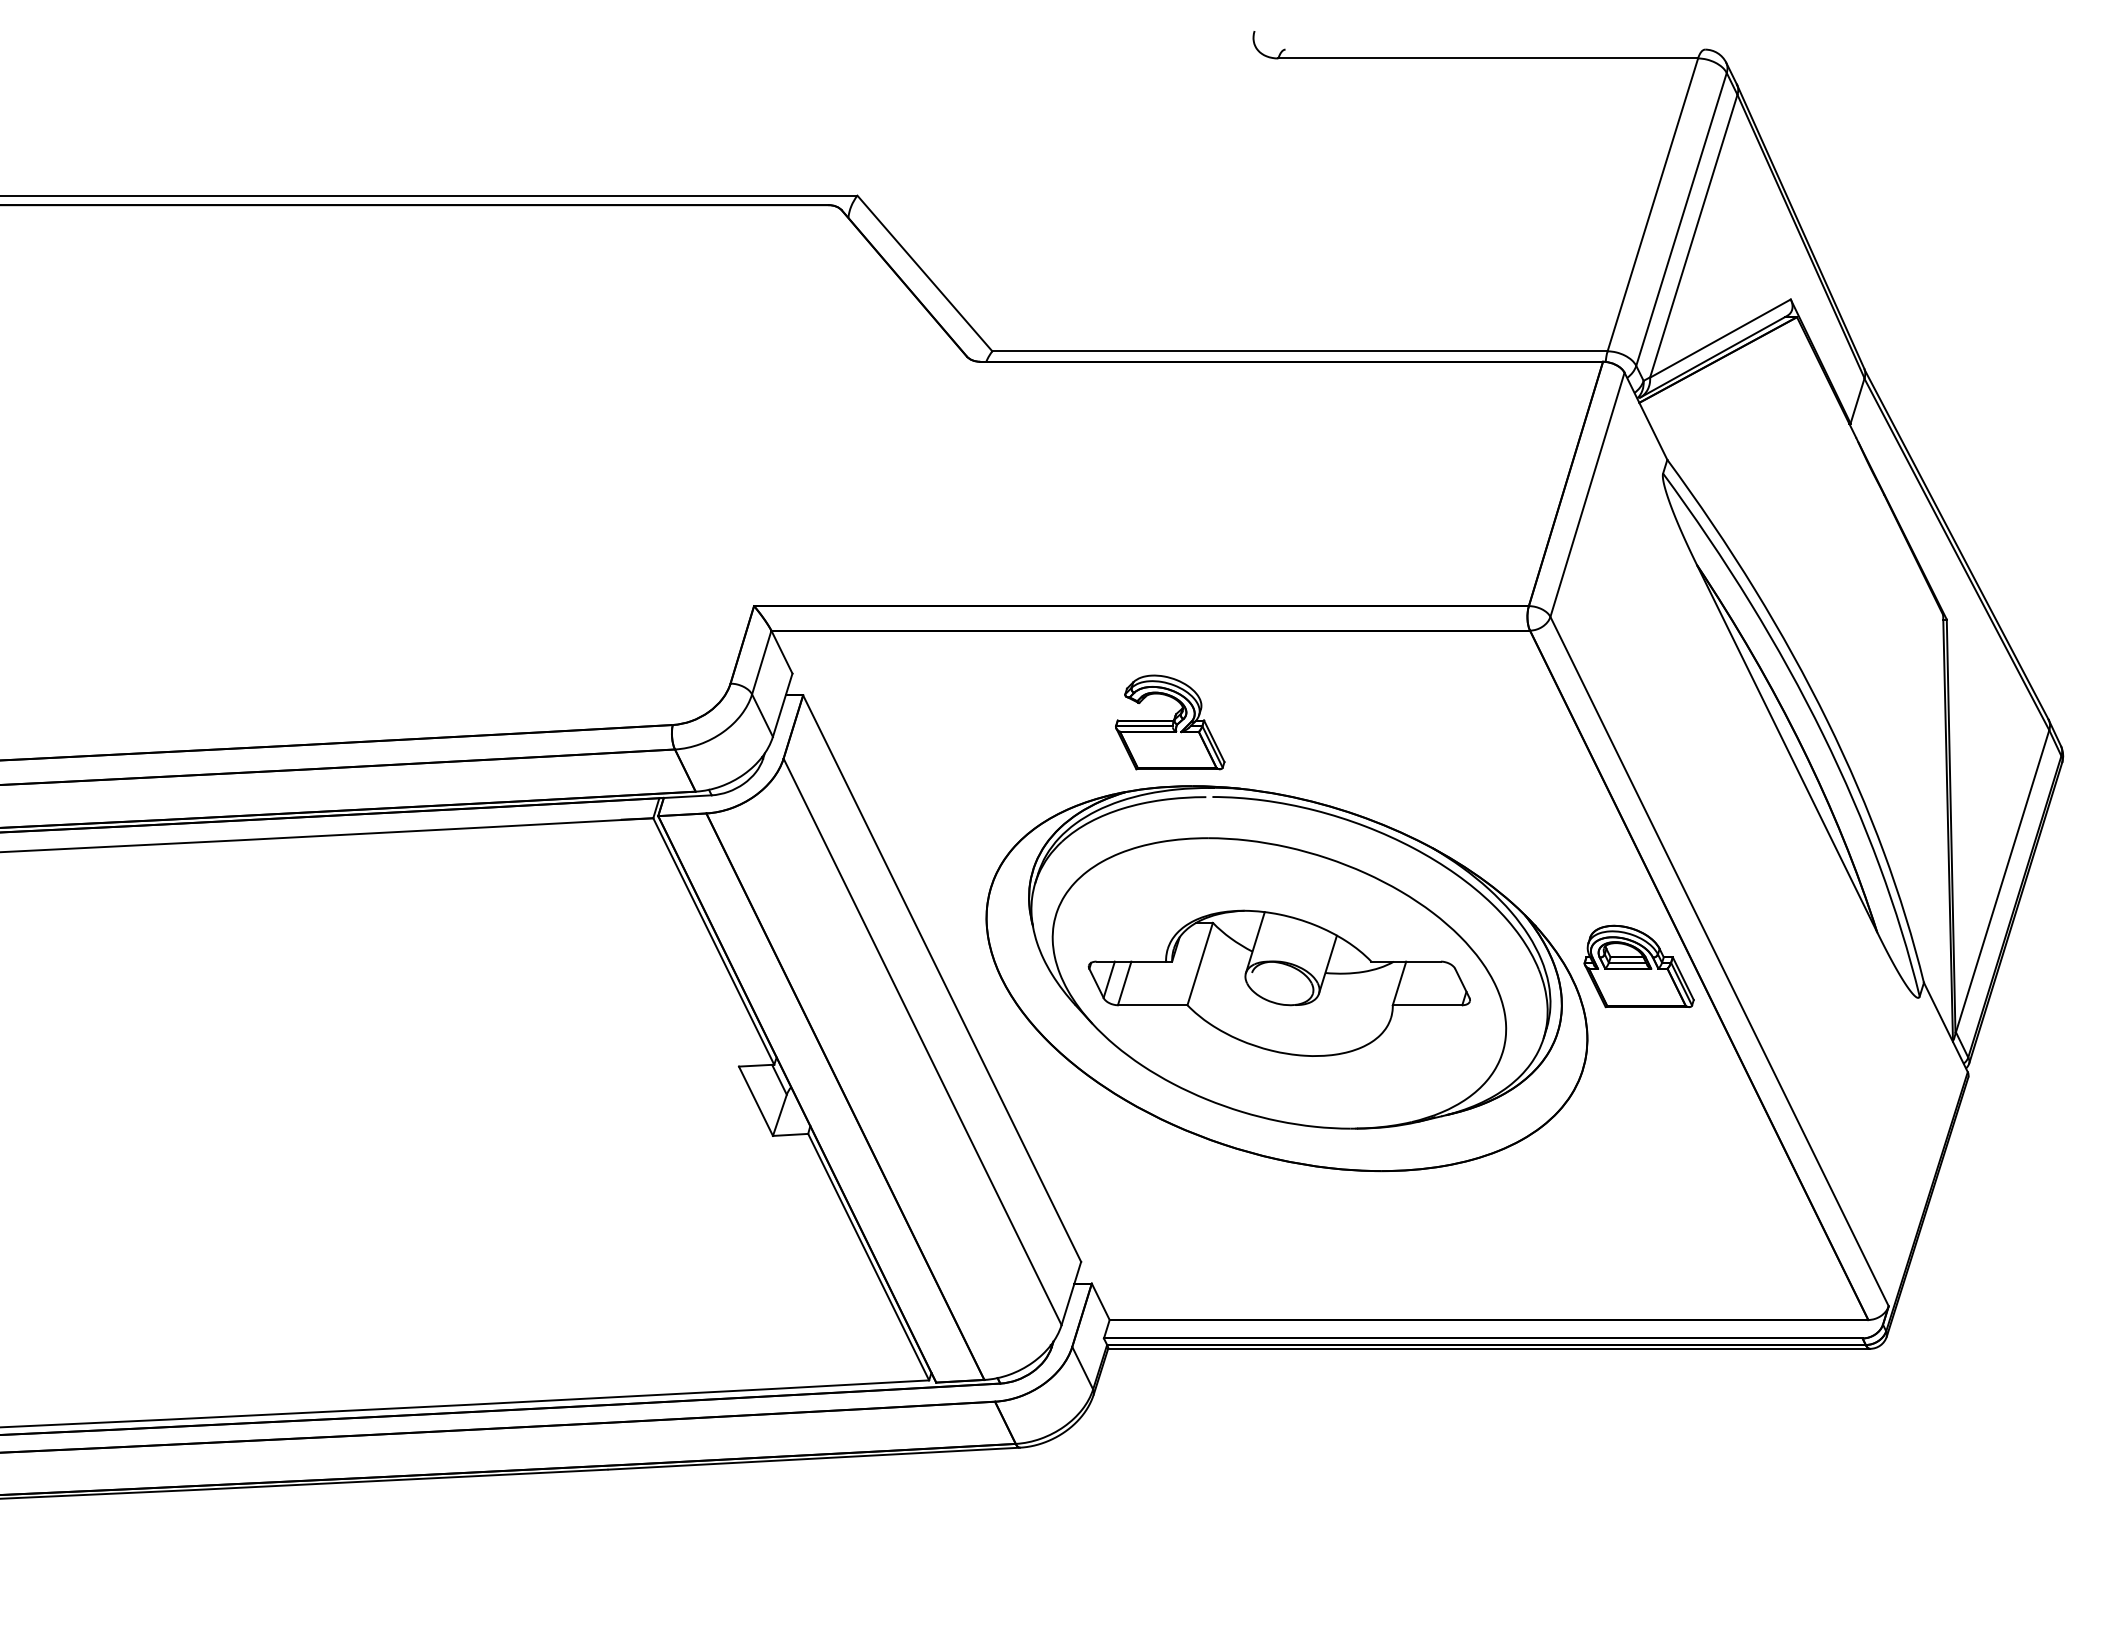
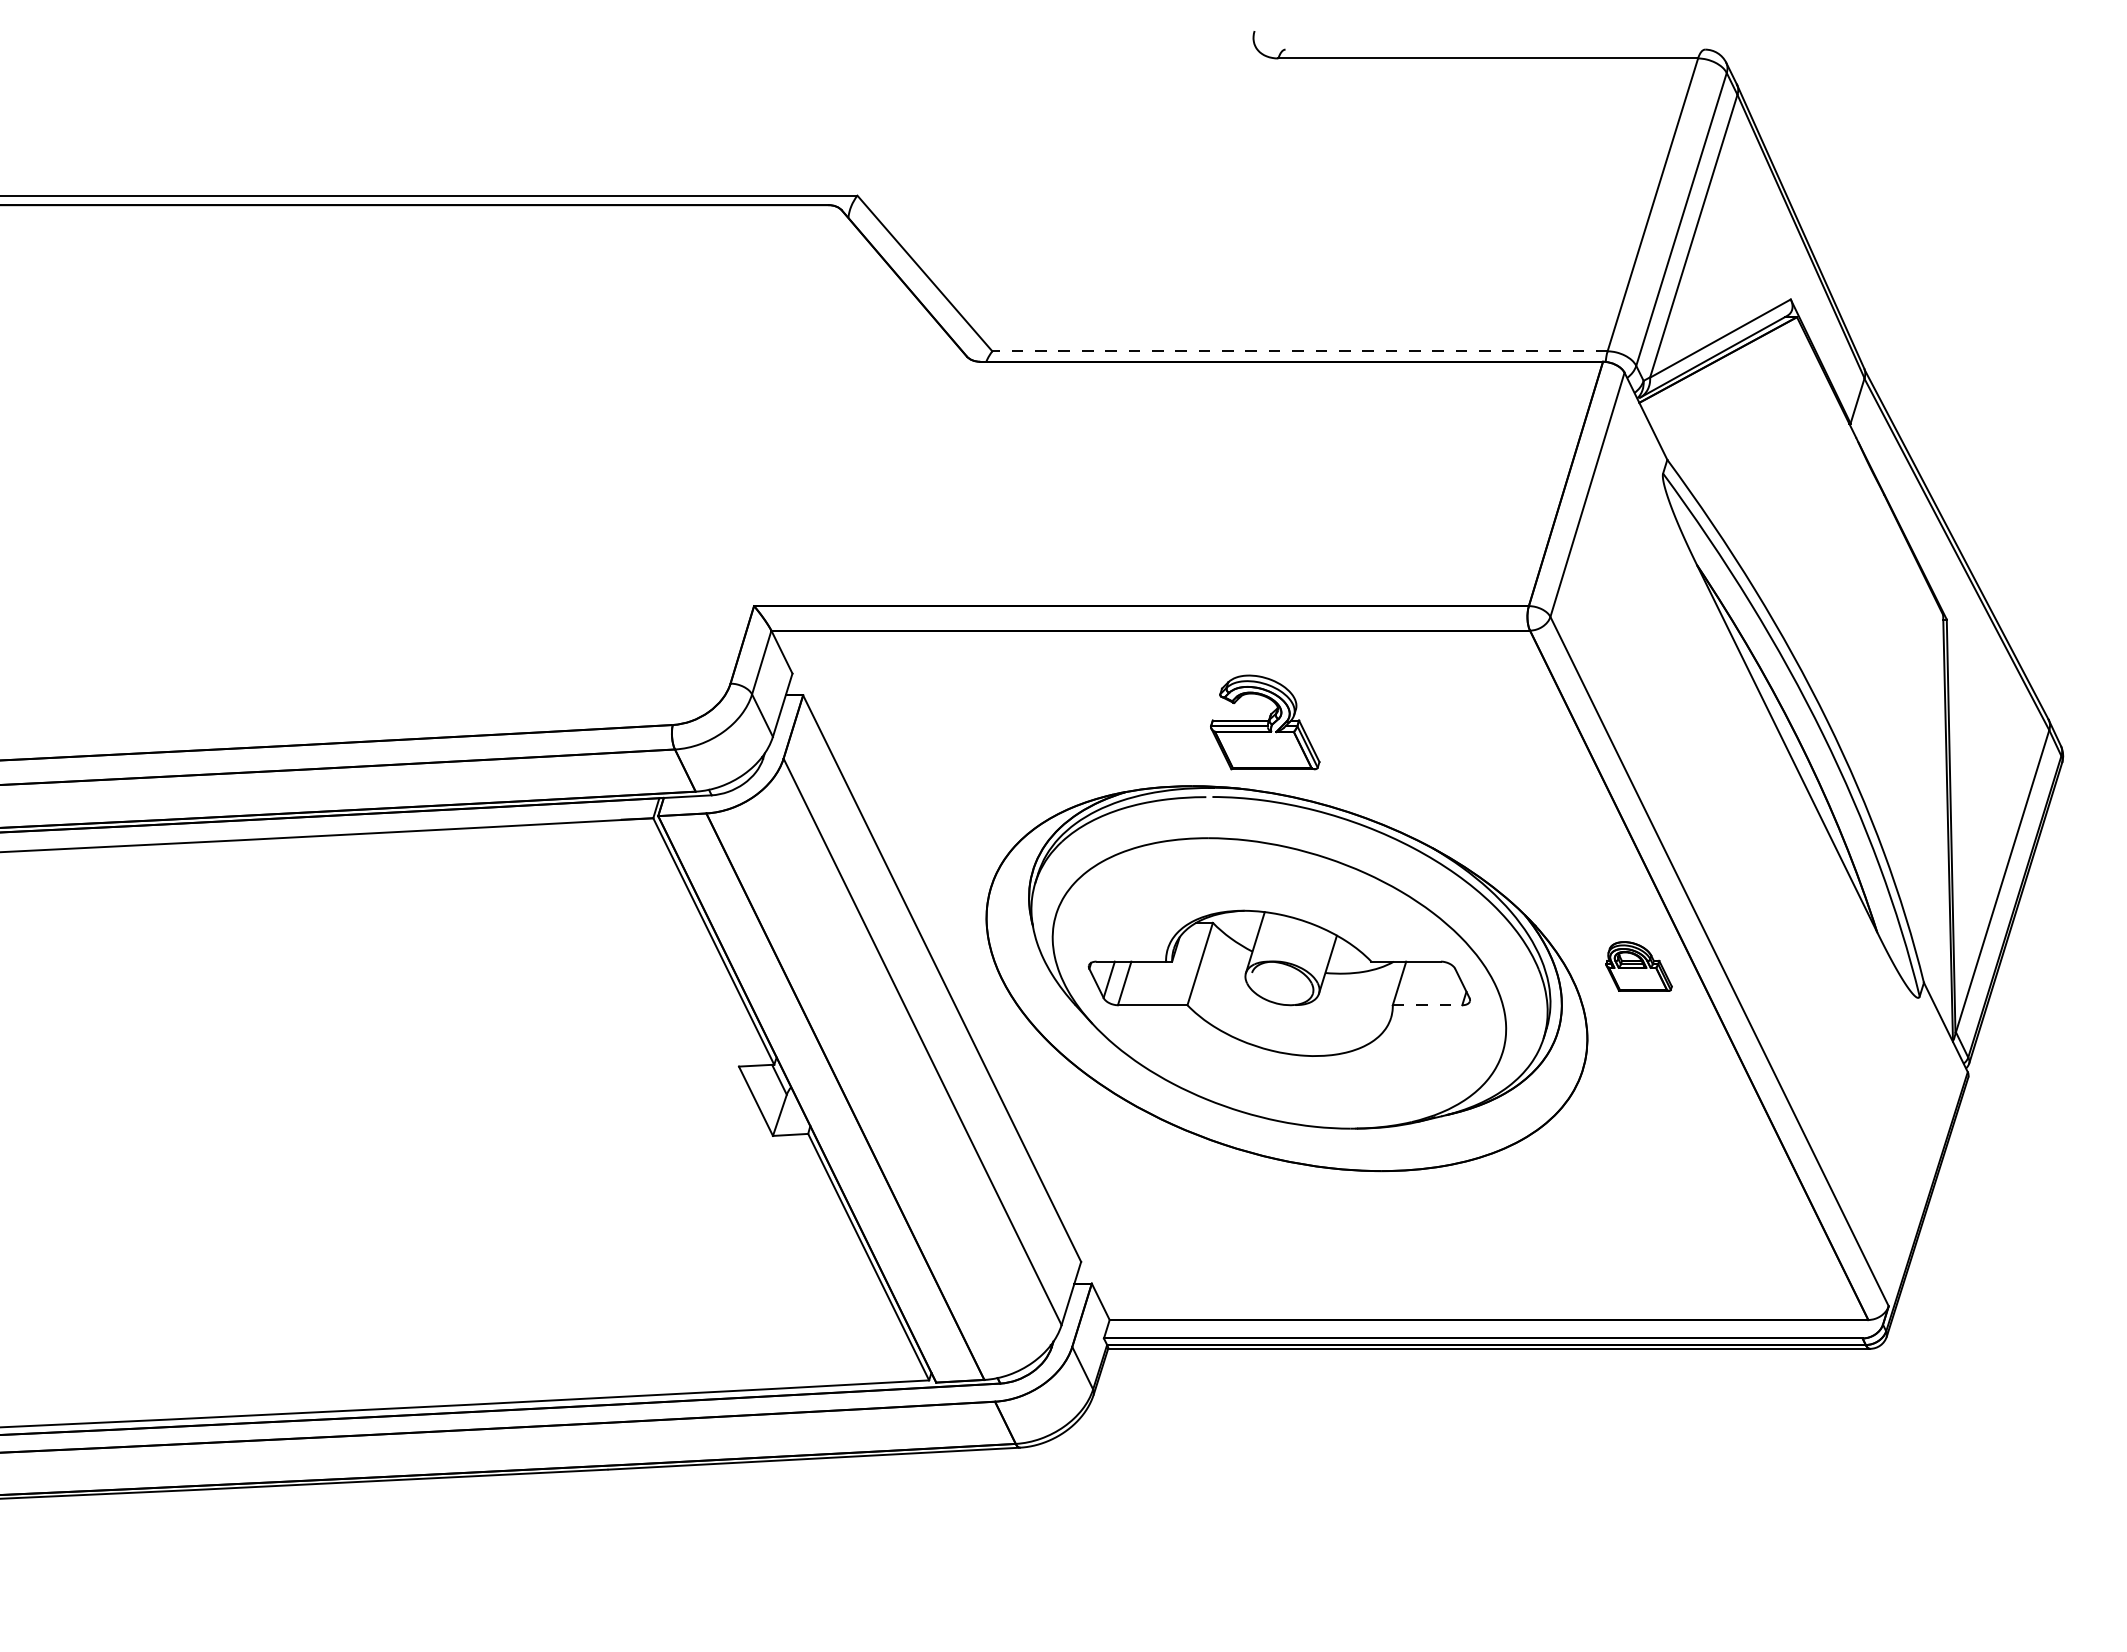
line: solid -> dashed (1299, 351)
part position: (1170, 722) -> (1265, 722) (1265, 722)
part size: 112x85 px -> 68x51 px (1638, 966)
line: solid -> dashed (1427, 1005)
